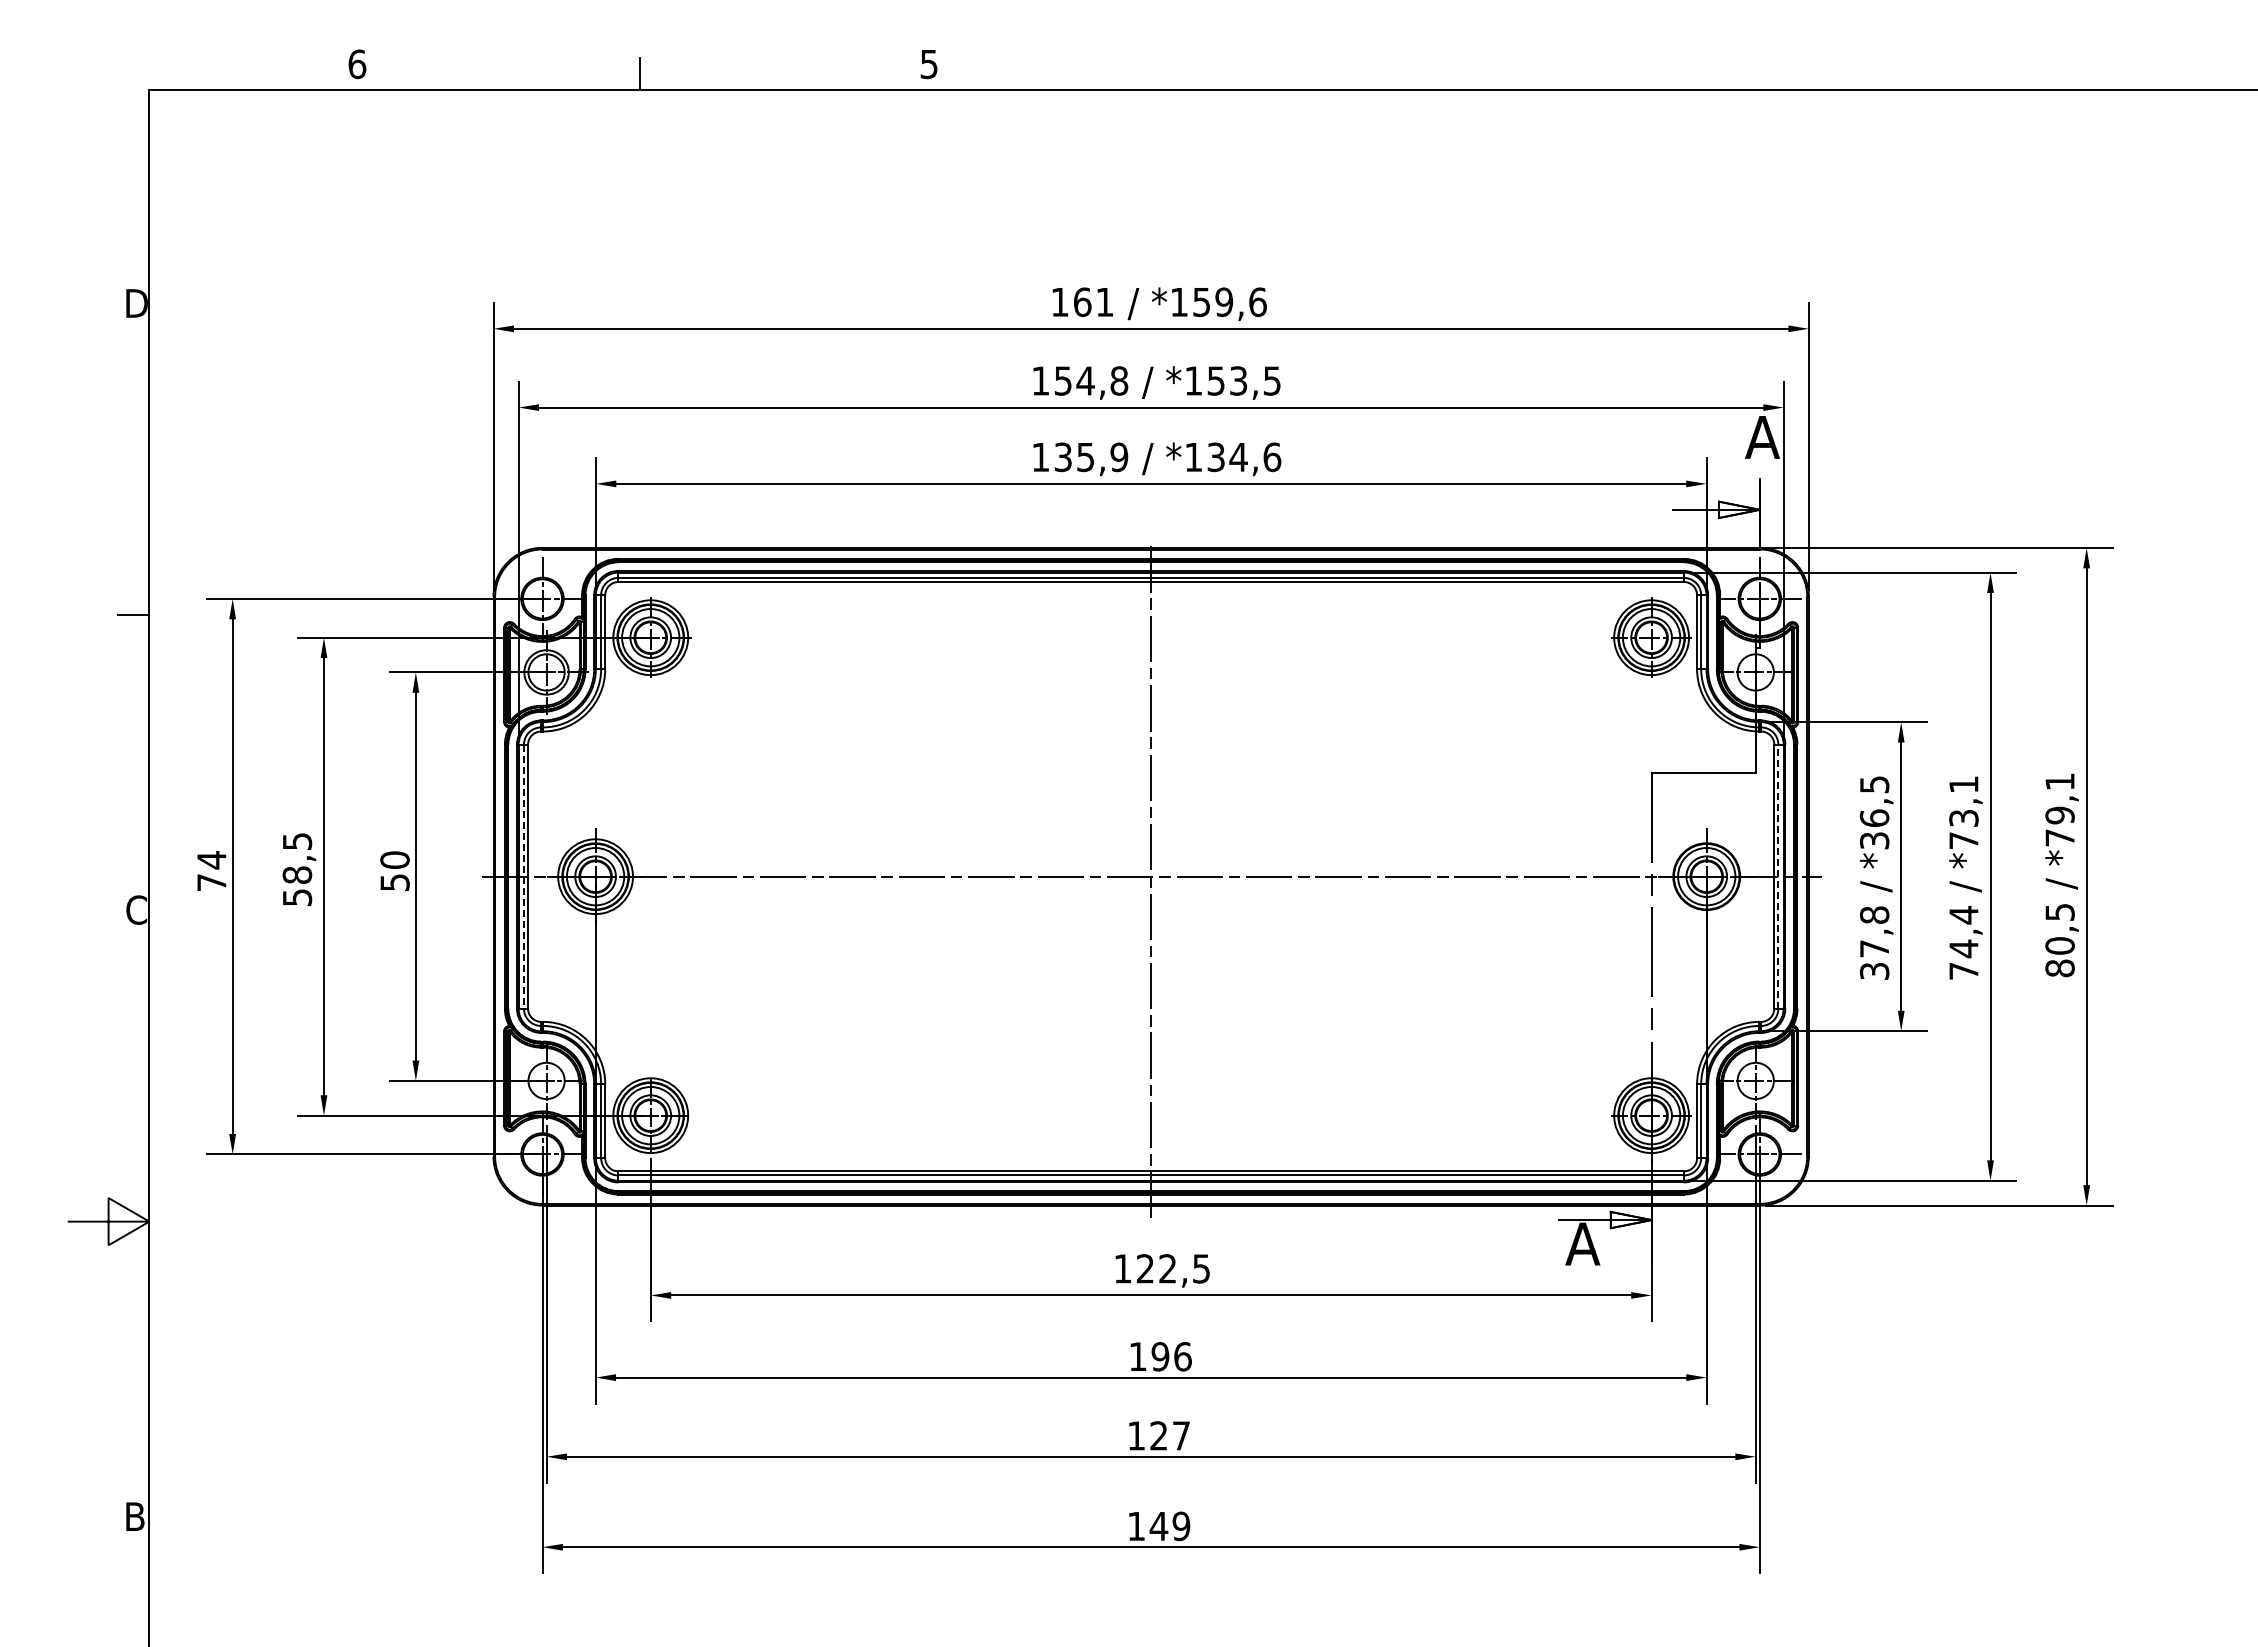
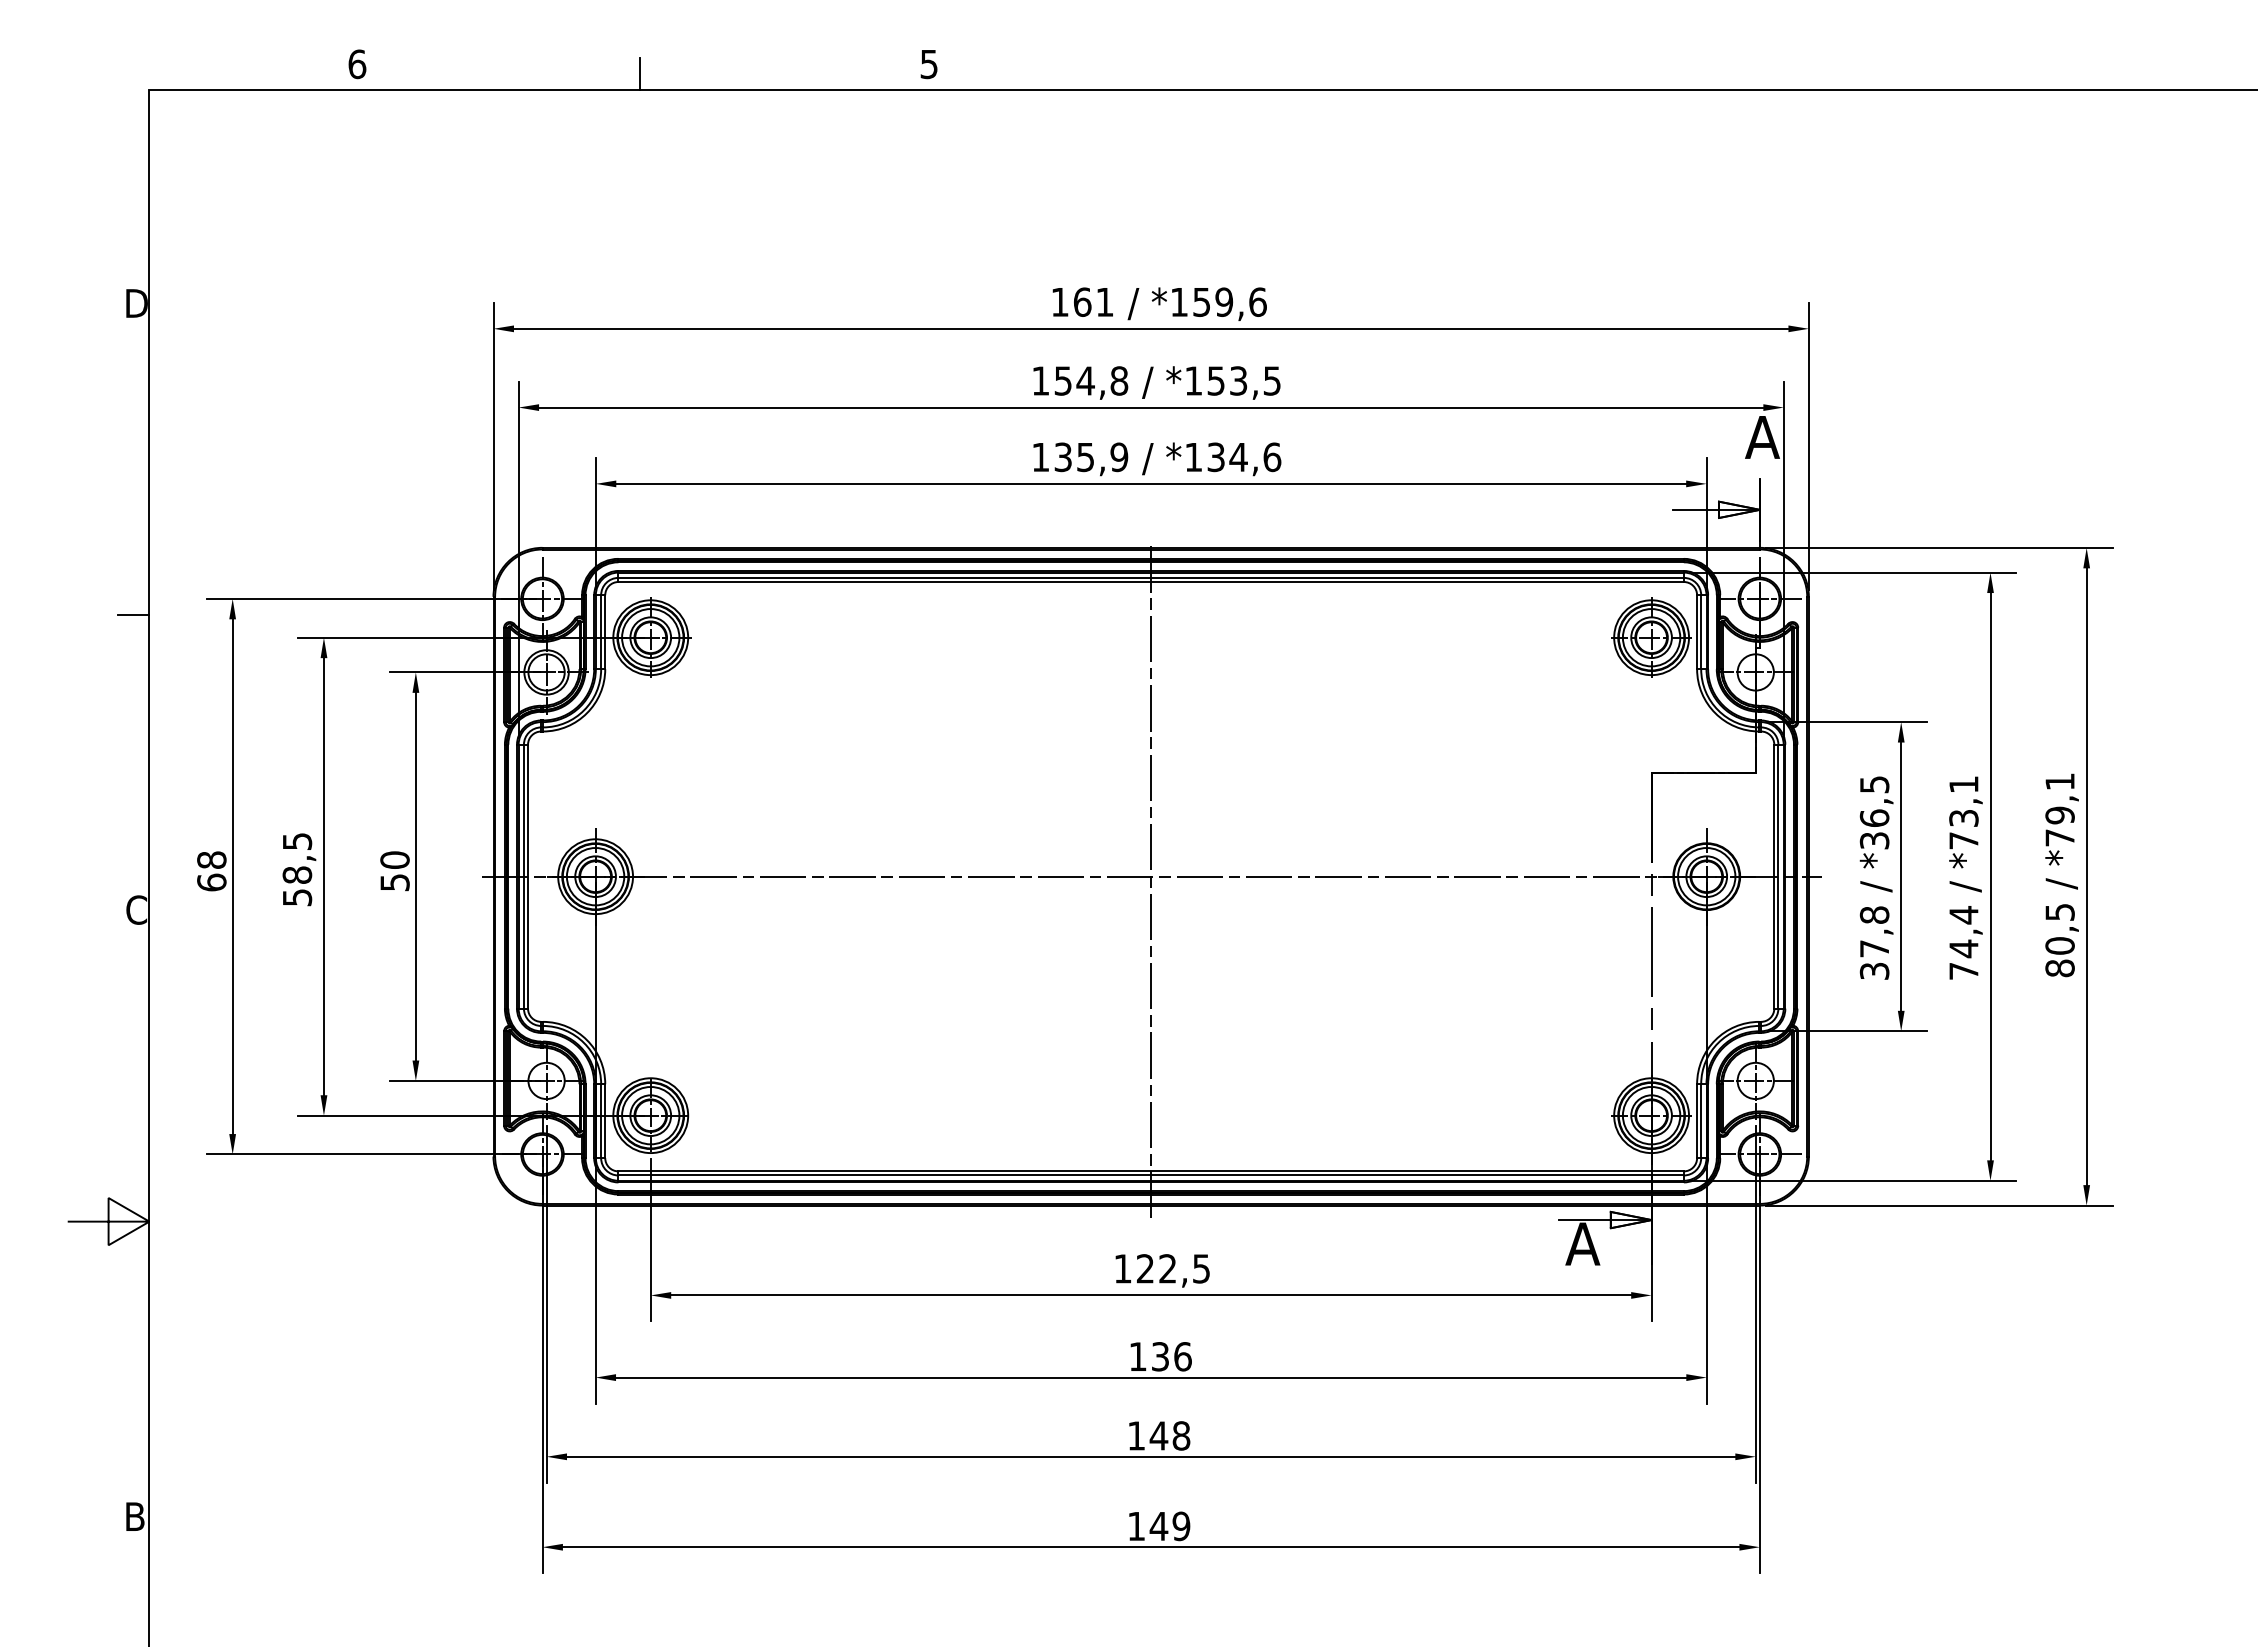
text: 74 -> 68 (211, 871)
line: dashed -> solid (523, 876)
line: dashed -> solid (1778, 876)
text: 196 -> 136 (1160, 1356)
text: 127 -> 148 (1169, 1435)
